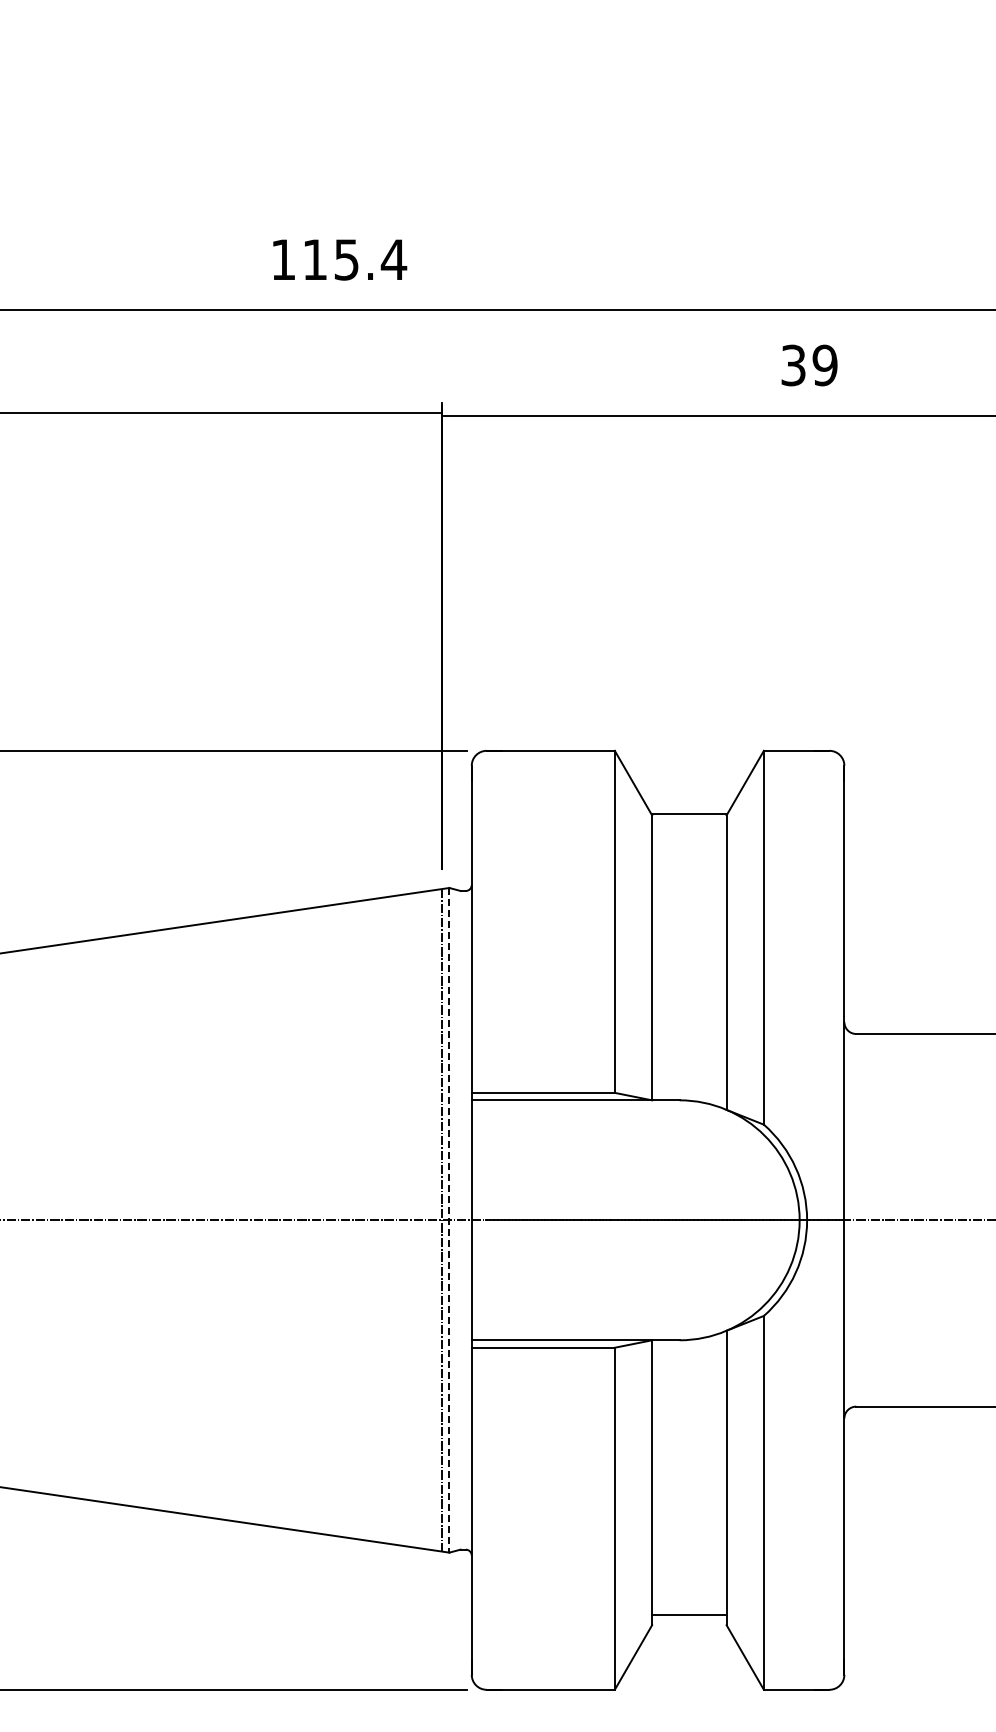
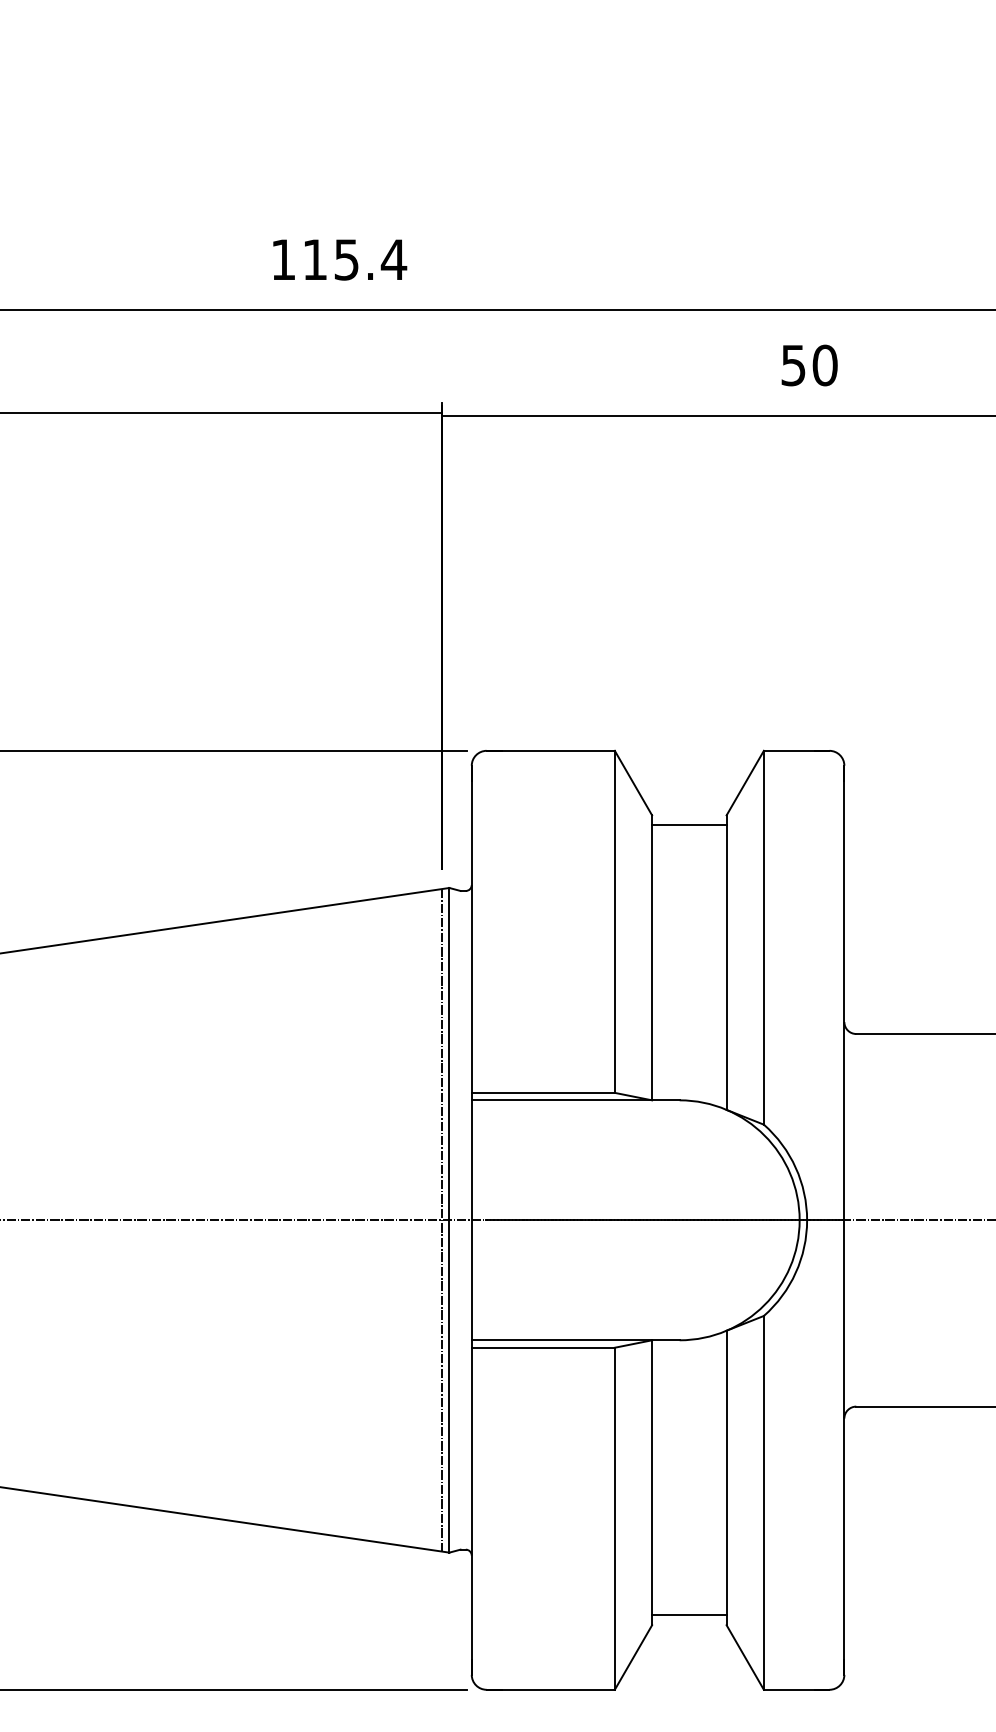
text: 39 -> 50 (809, 365)
line position: (689, 814) -> (689, 825) (689, 825)
line: dashed -> solid (449, 1220)
